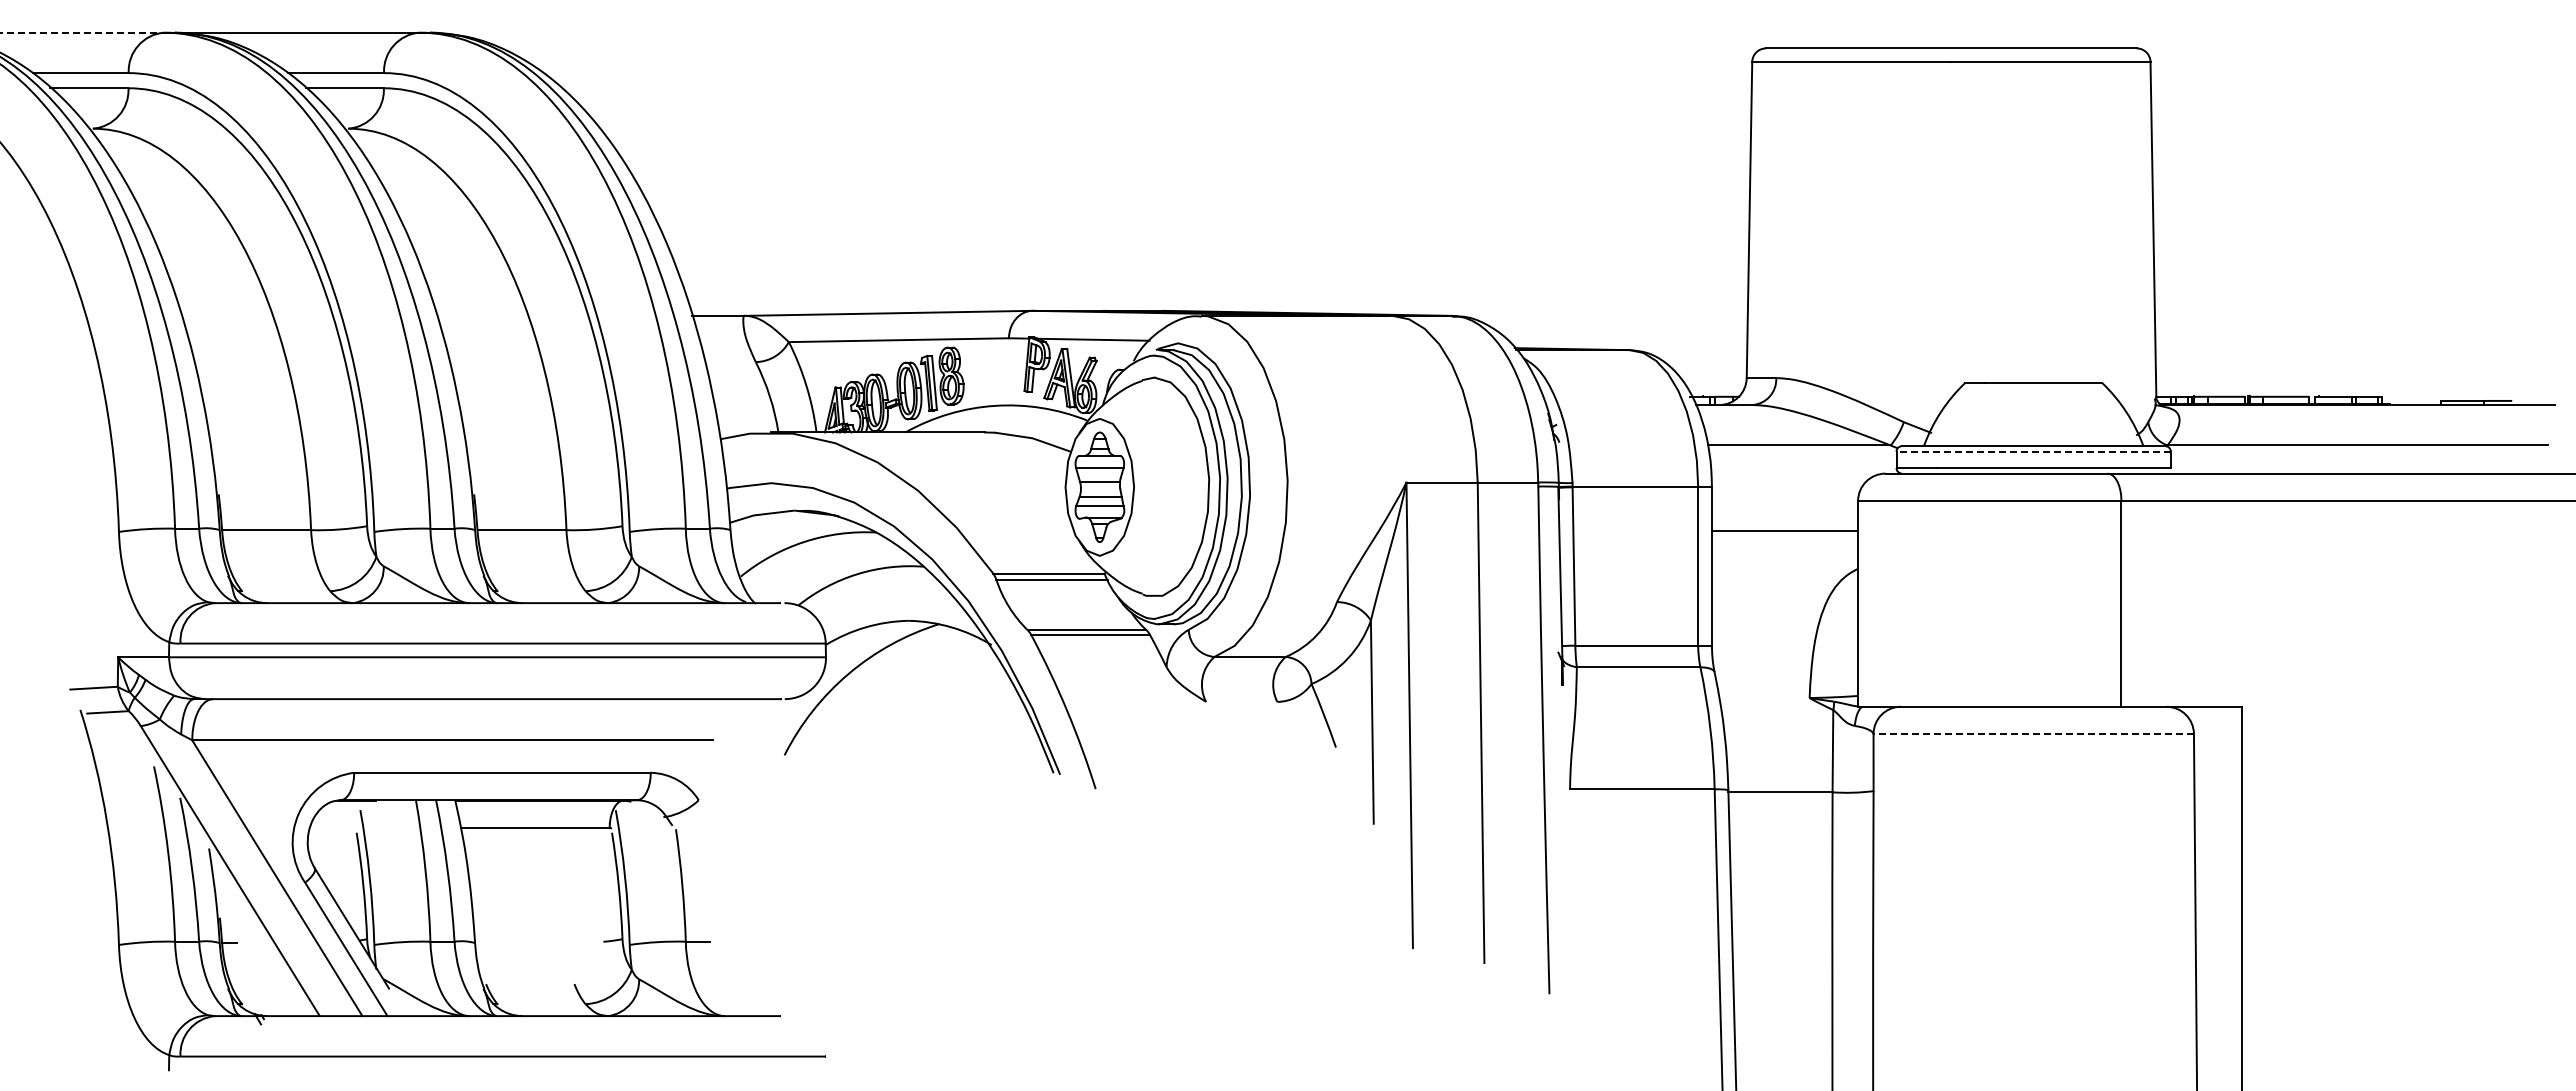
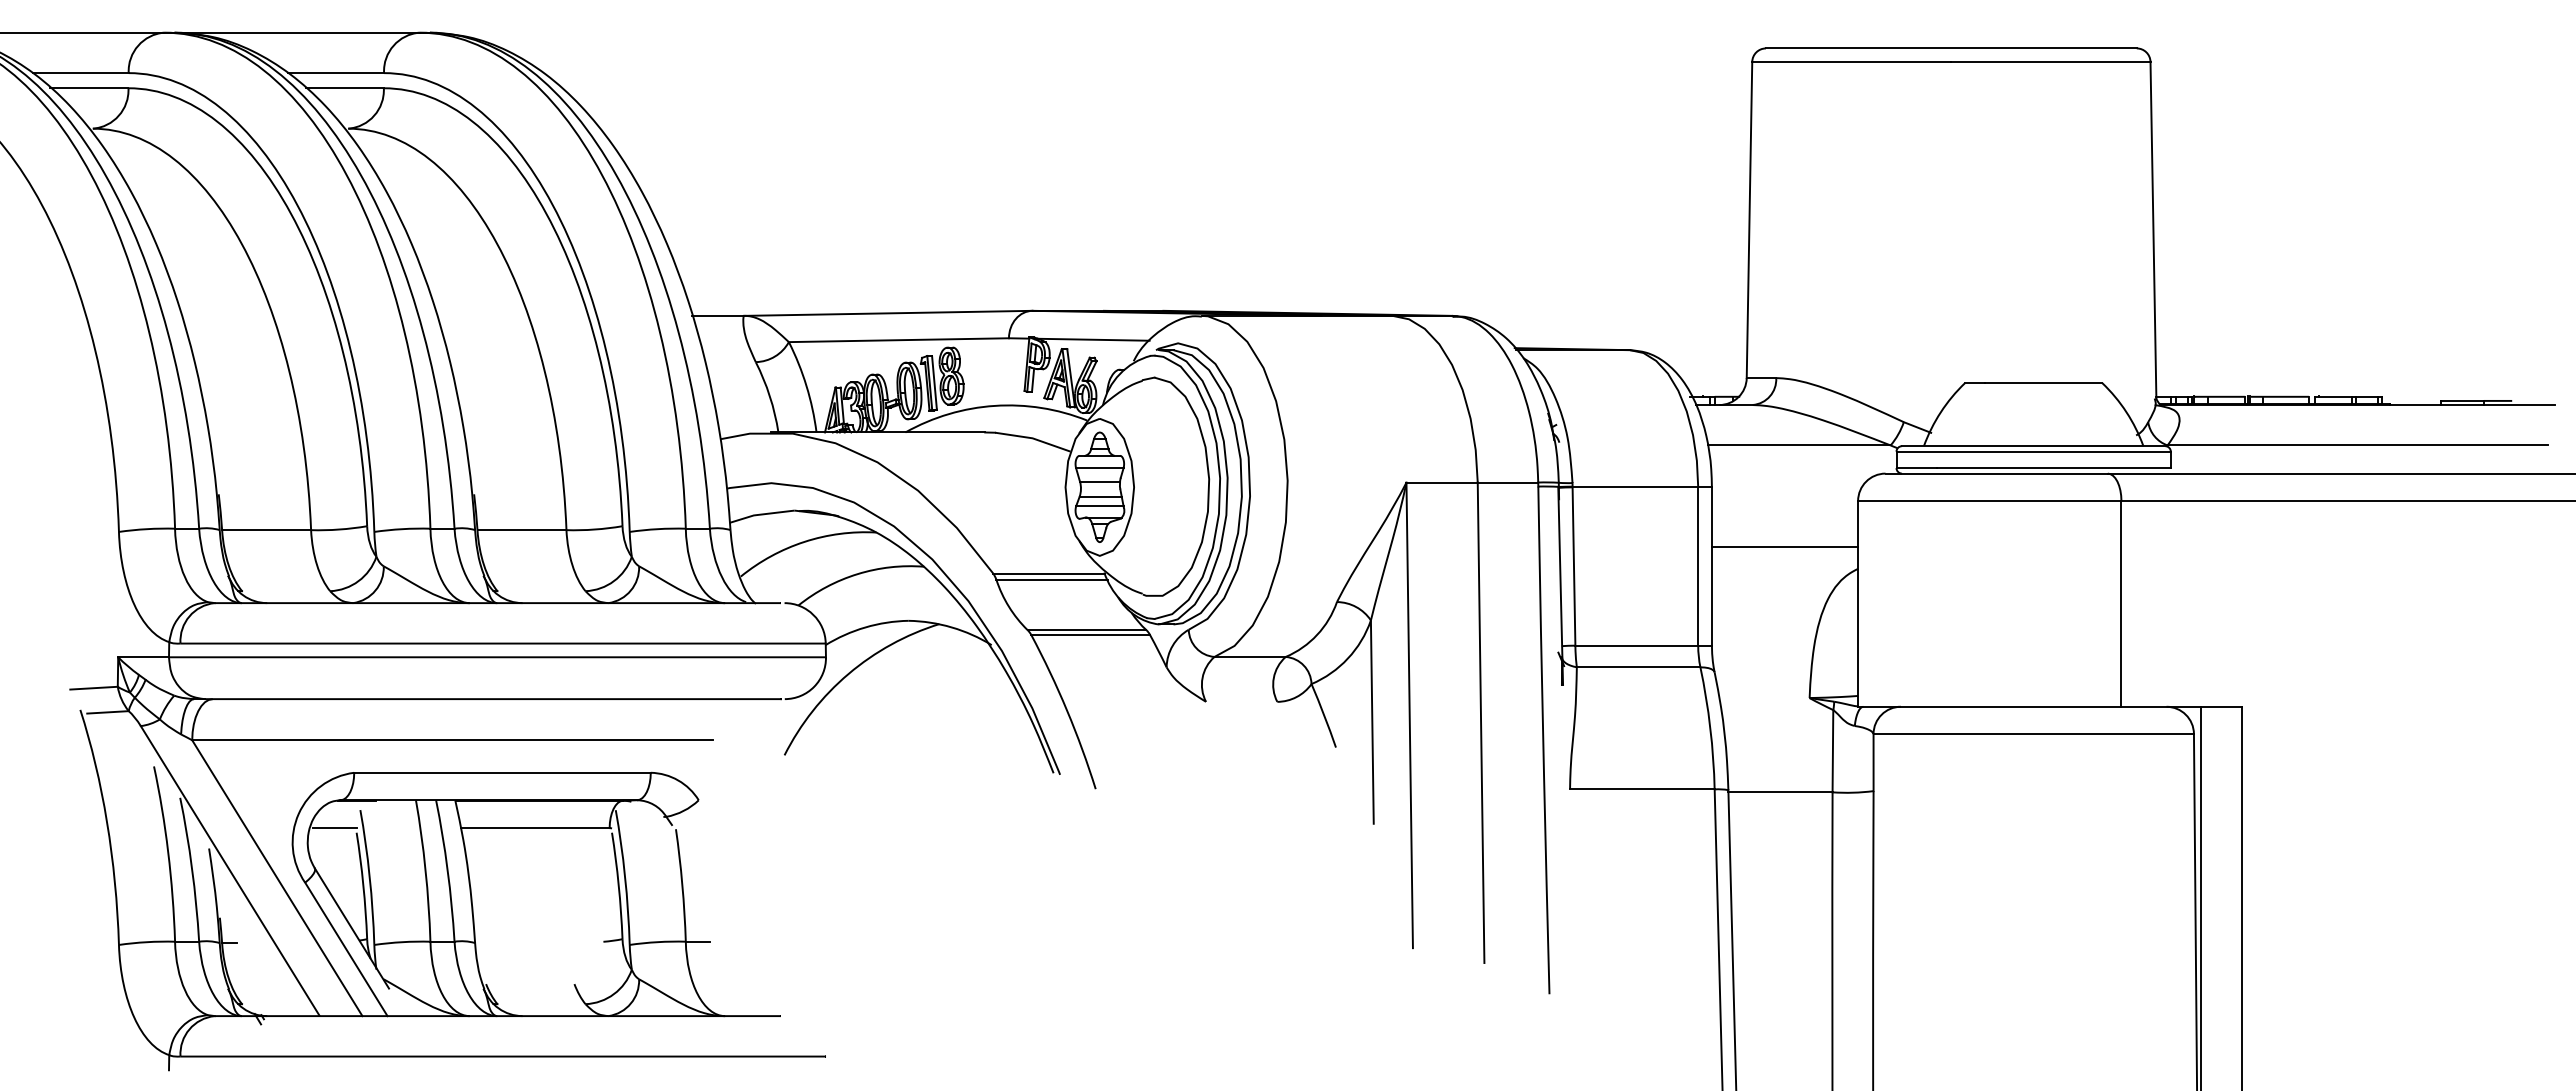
line: dashed -> solid (82, 32)
line: dashed -> solid (2033, 451)
line position: (1784, 530) -> (1784, 546) (1784, 546)
line: dashed -> solid (2033, 733)
line: none -> present (334, 828)
line: none -> present (2200, 896)
